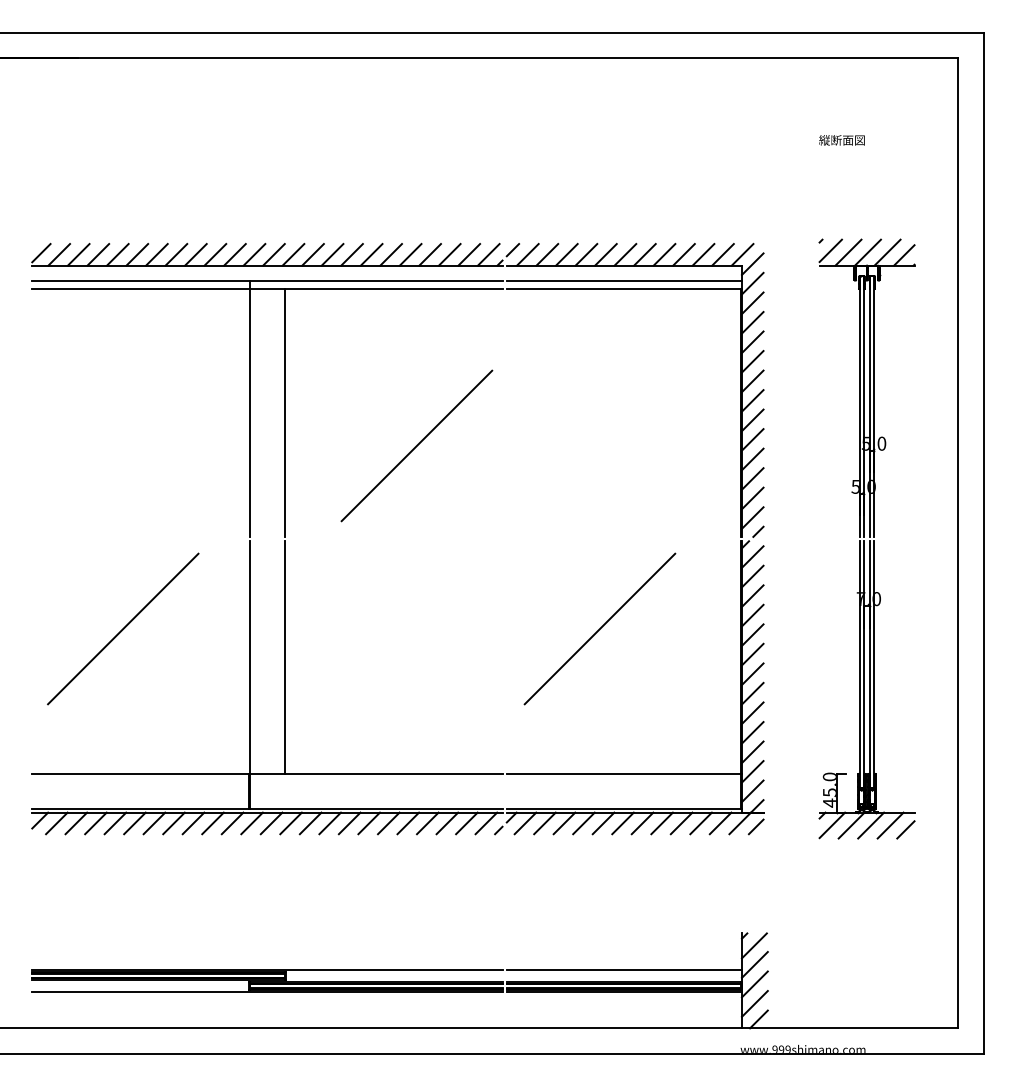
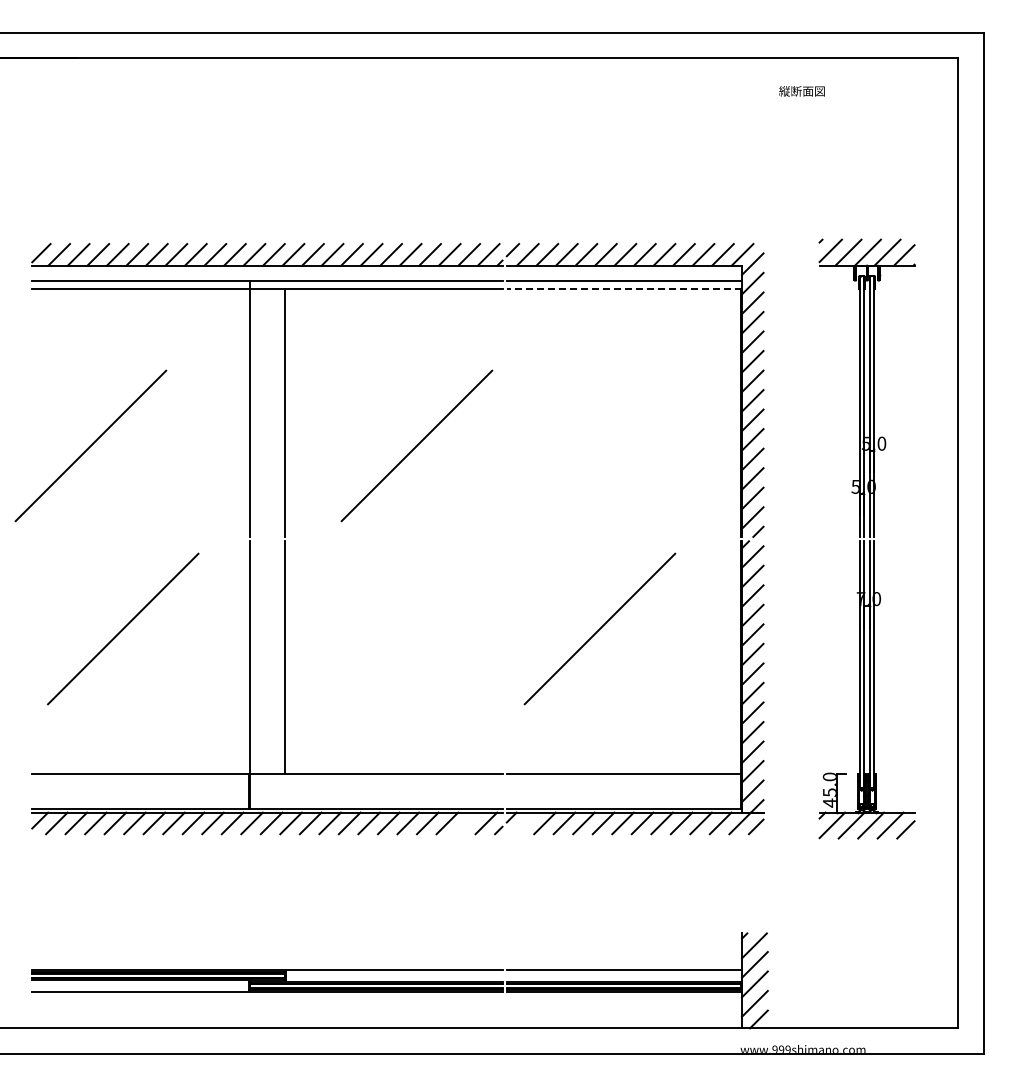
text position: (841, 140) -> (801, 91) (801, 91)
line: solid -> dashed (624, 288)
line: none -> present (90, 445)
line: present -> none (466, 823)
line: present -> none (525, 823)
